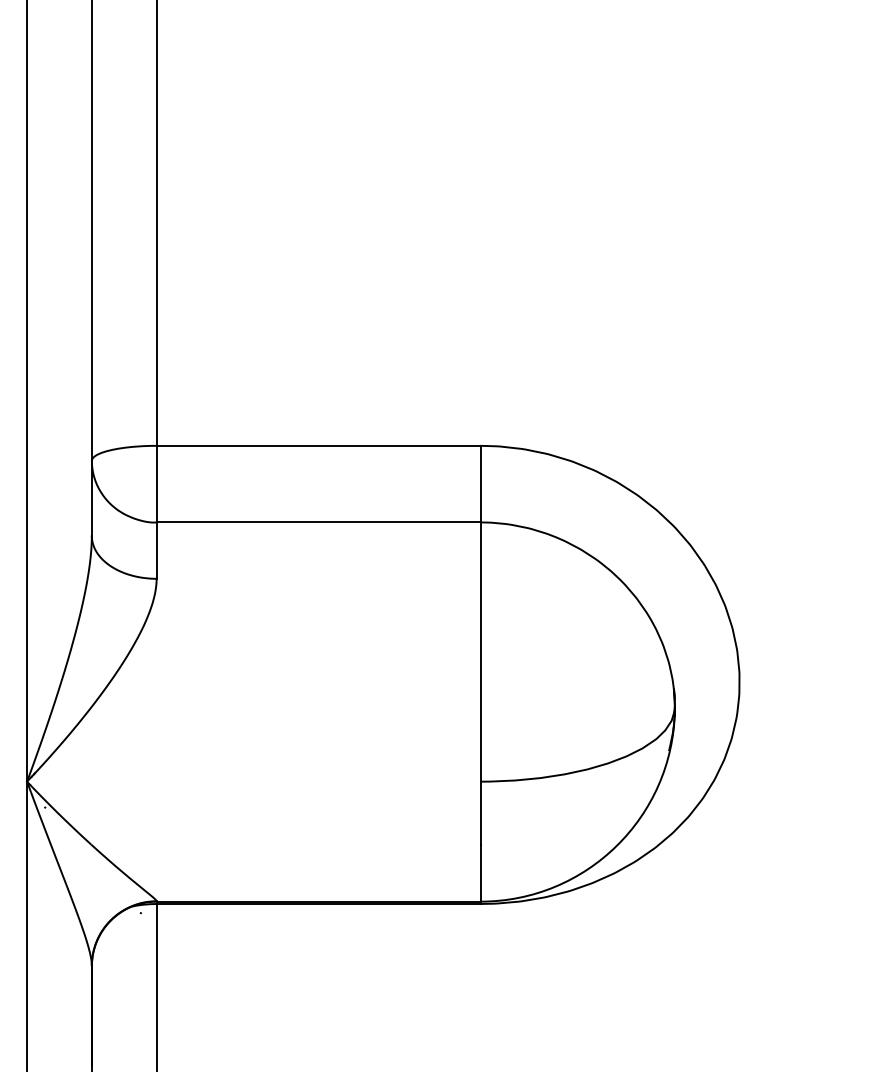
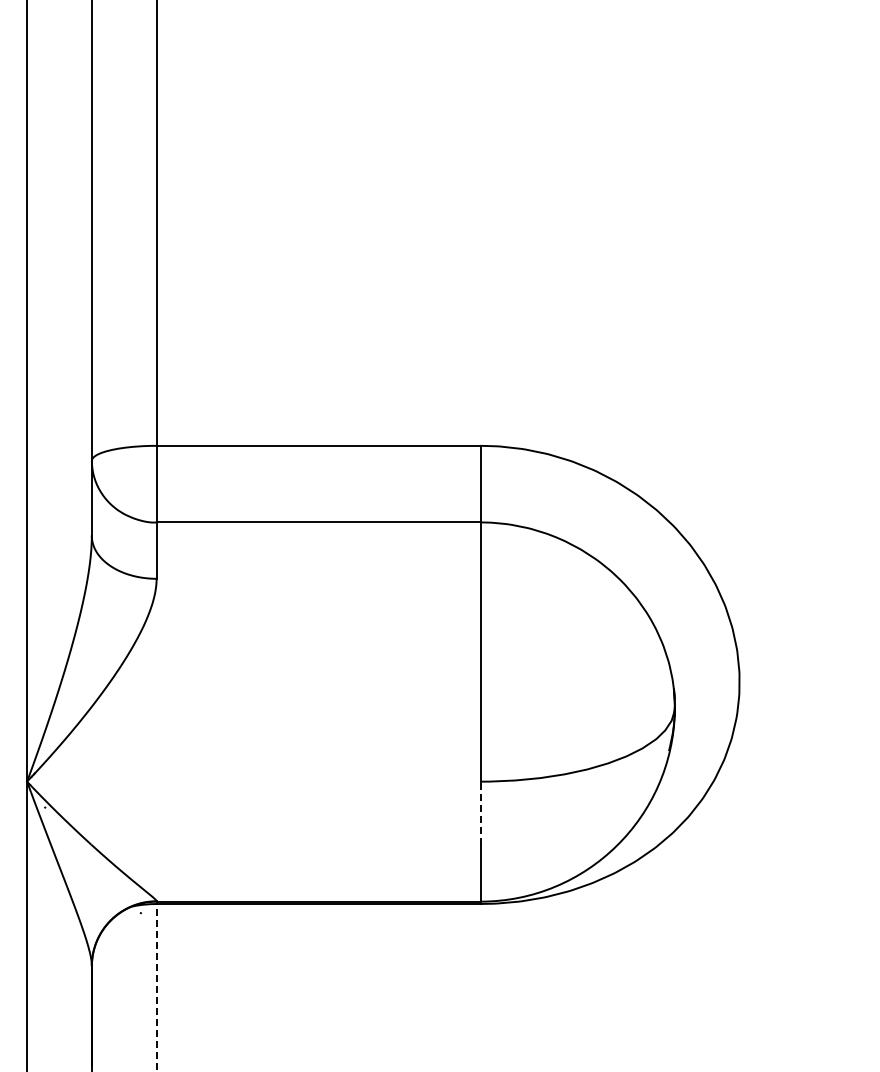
line: solid -> dashed (480, 813)
line: solid -> dashed (156, 987)
